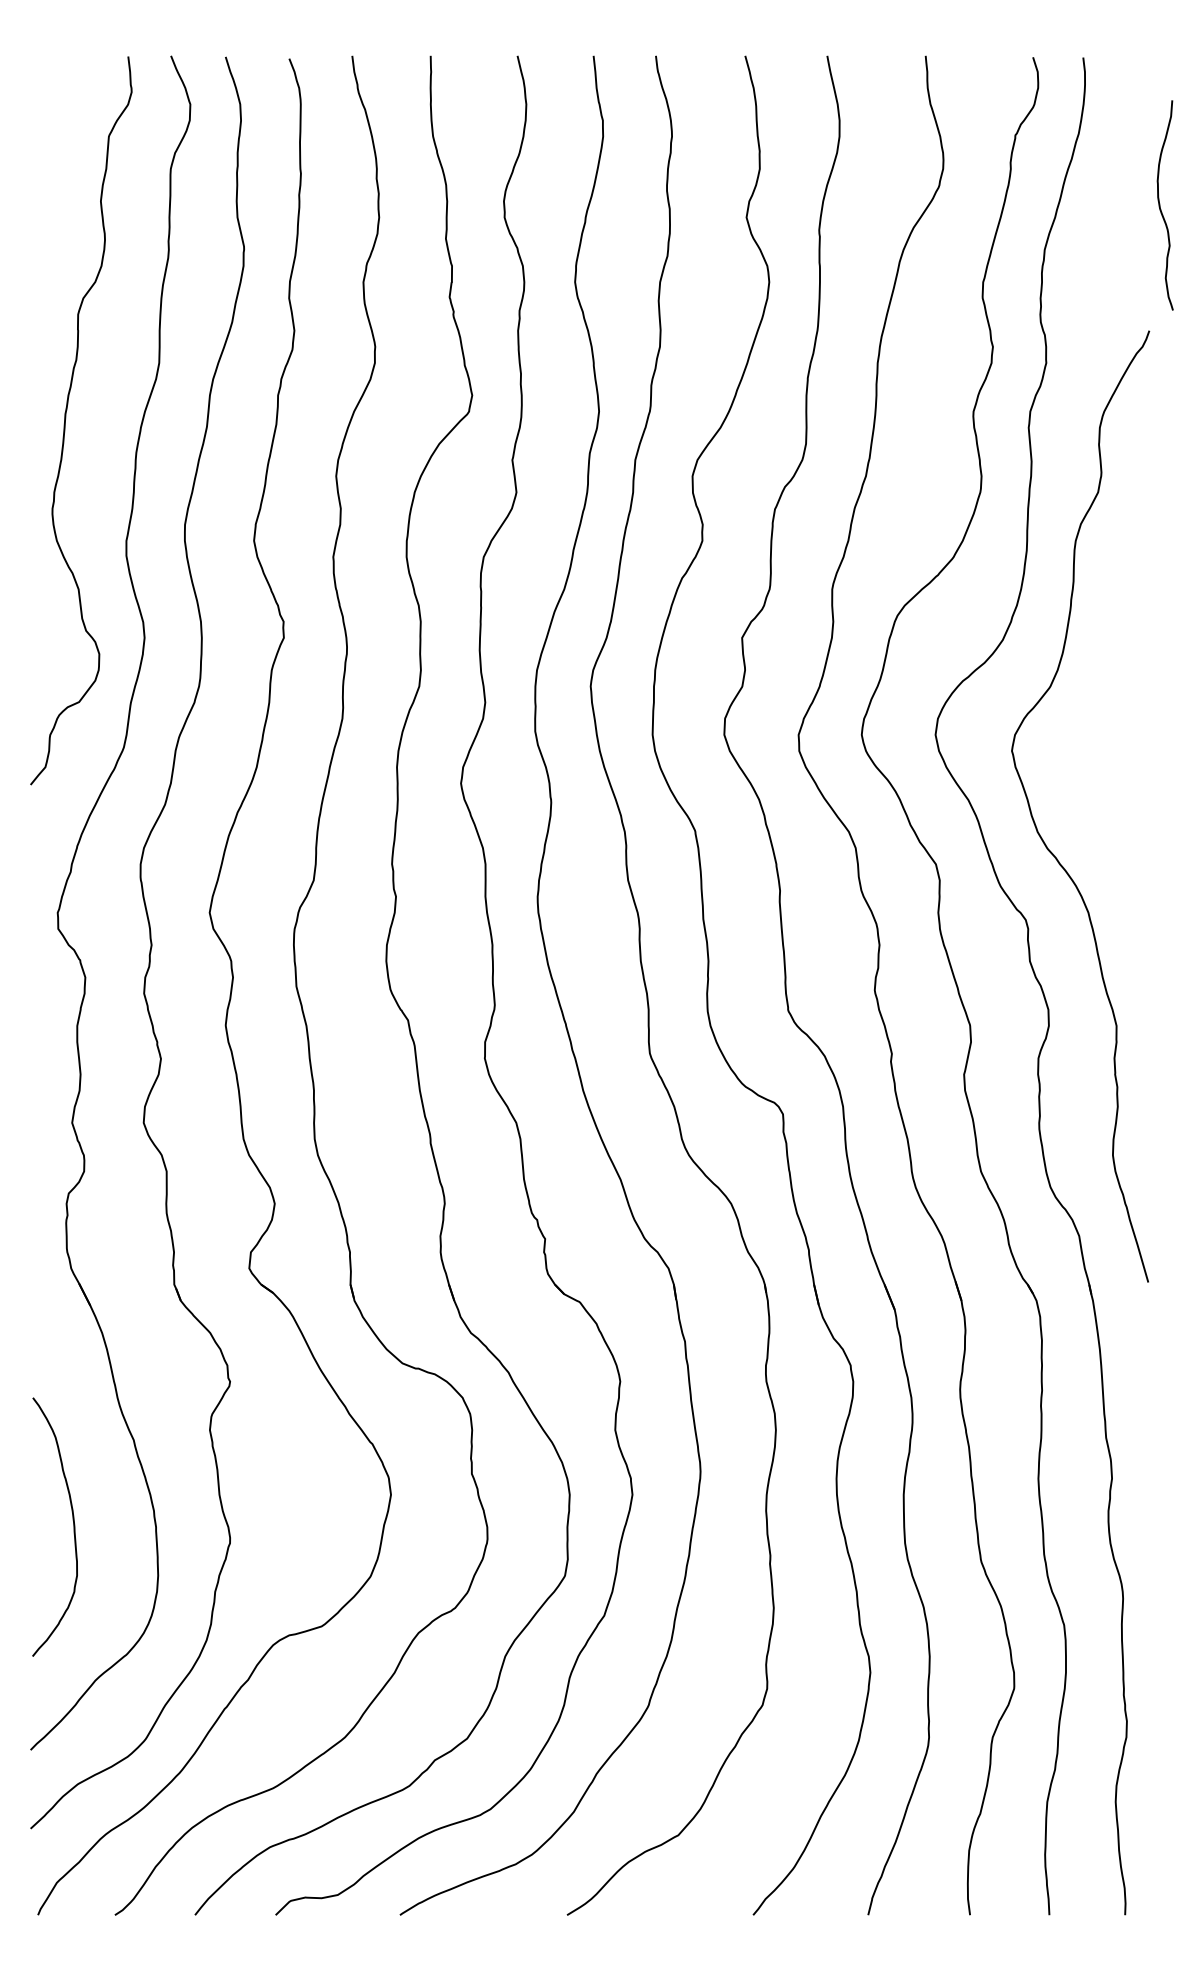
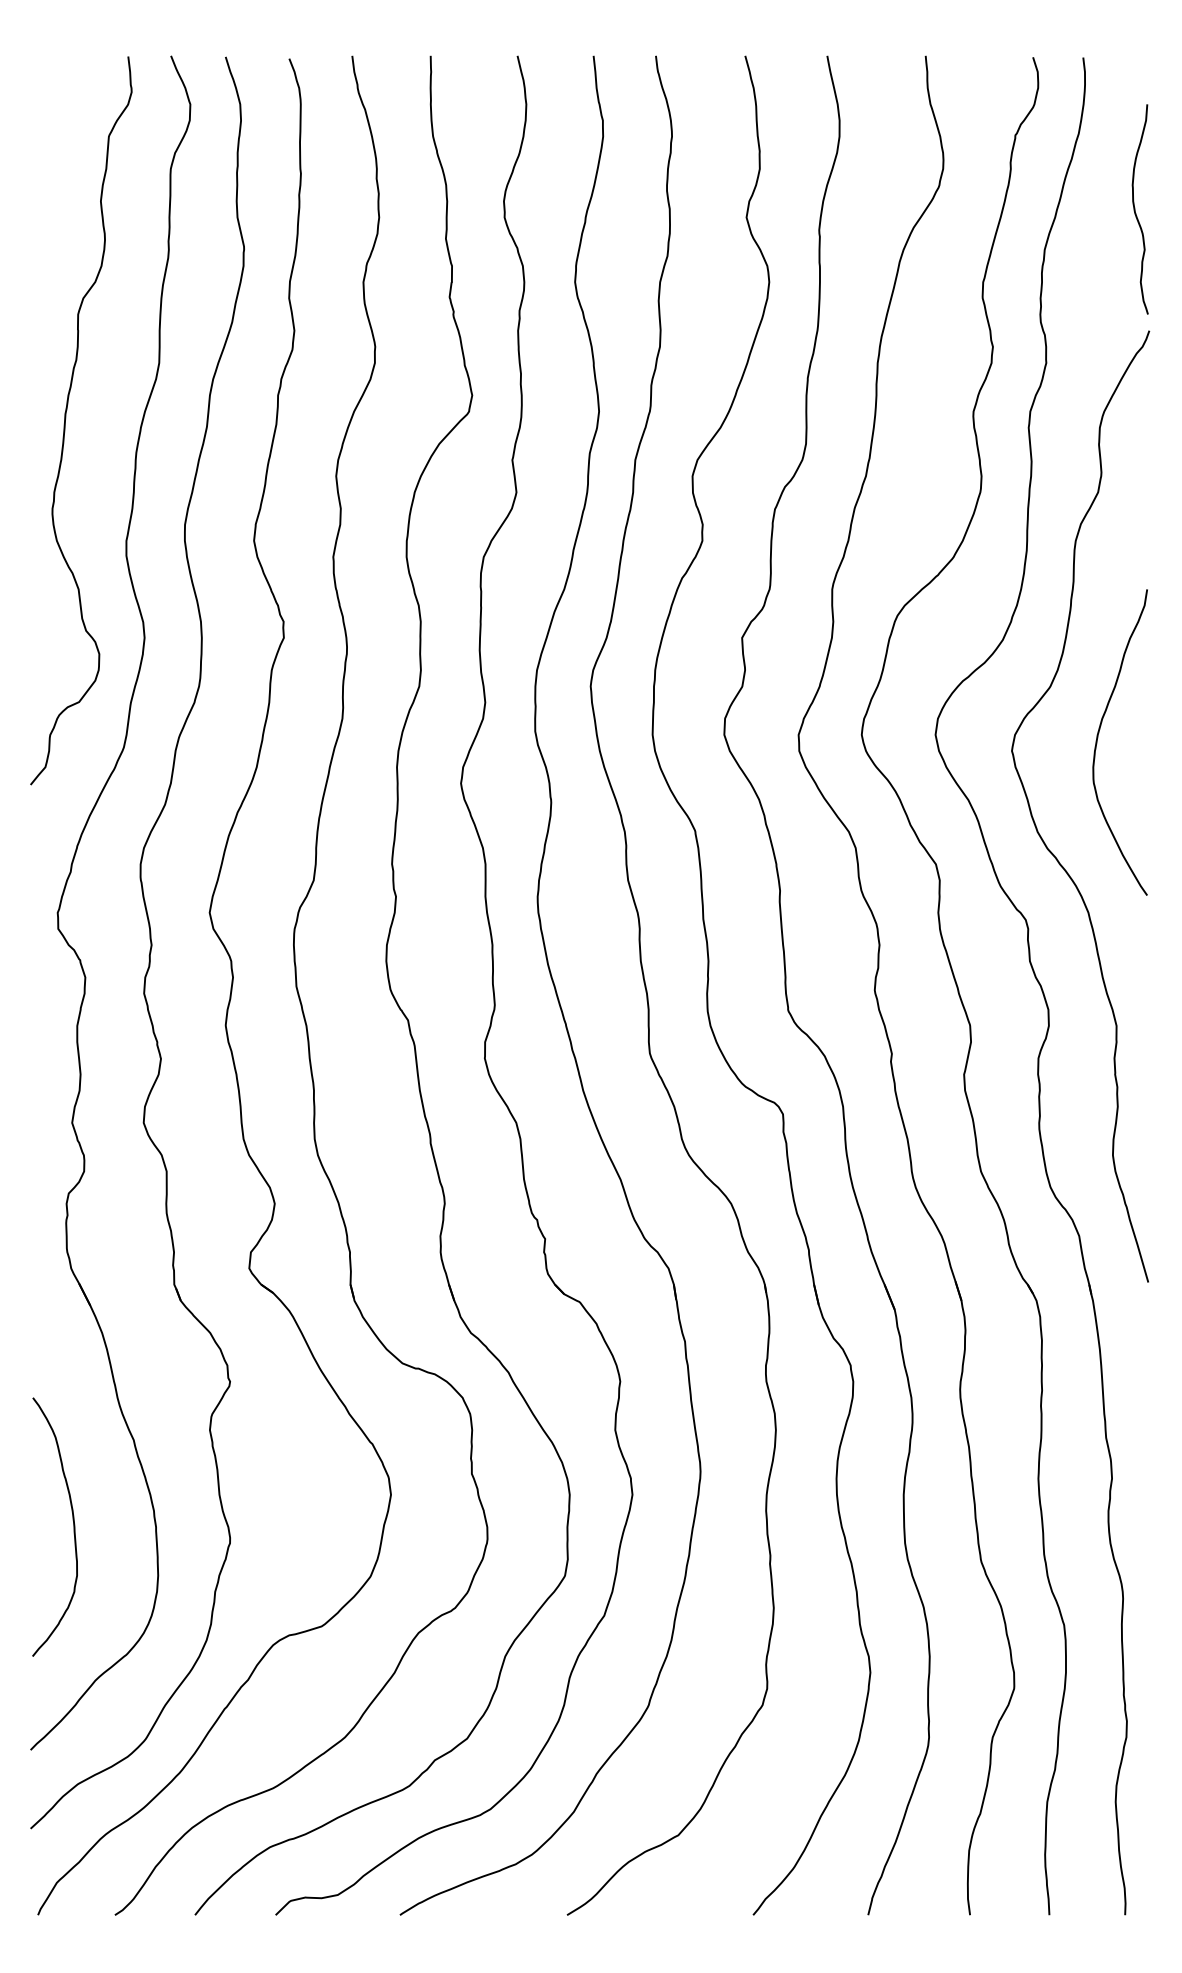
curve position: (1160, 205) -> (1135, 209) (1135, 209)
curve: none -> present (1098, 738)
